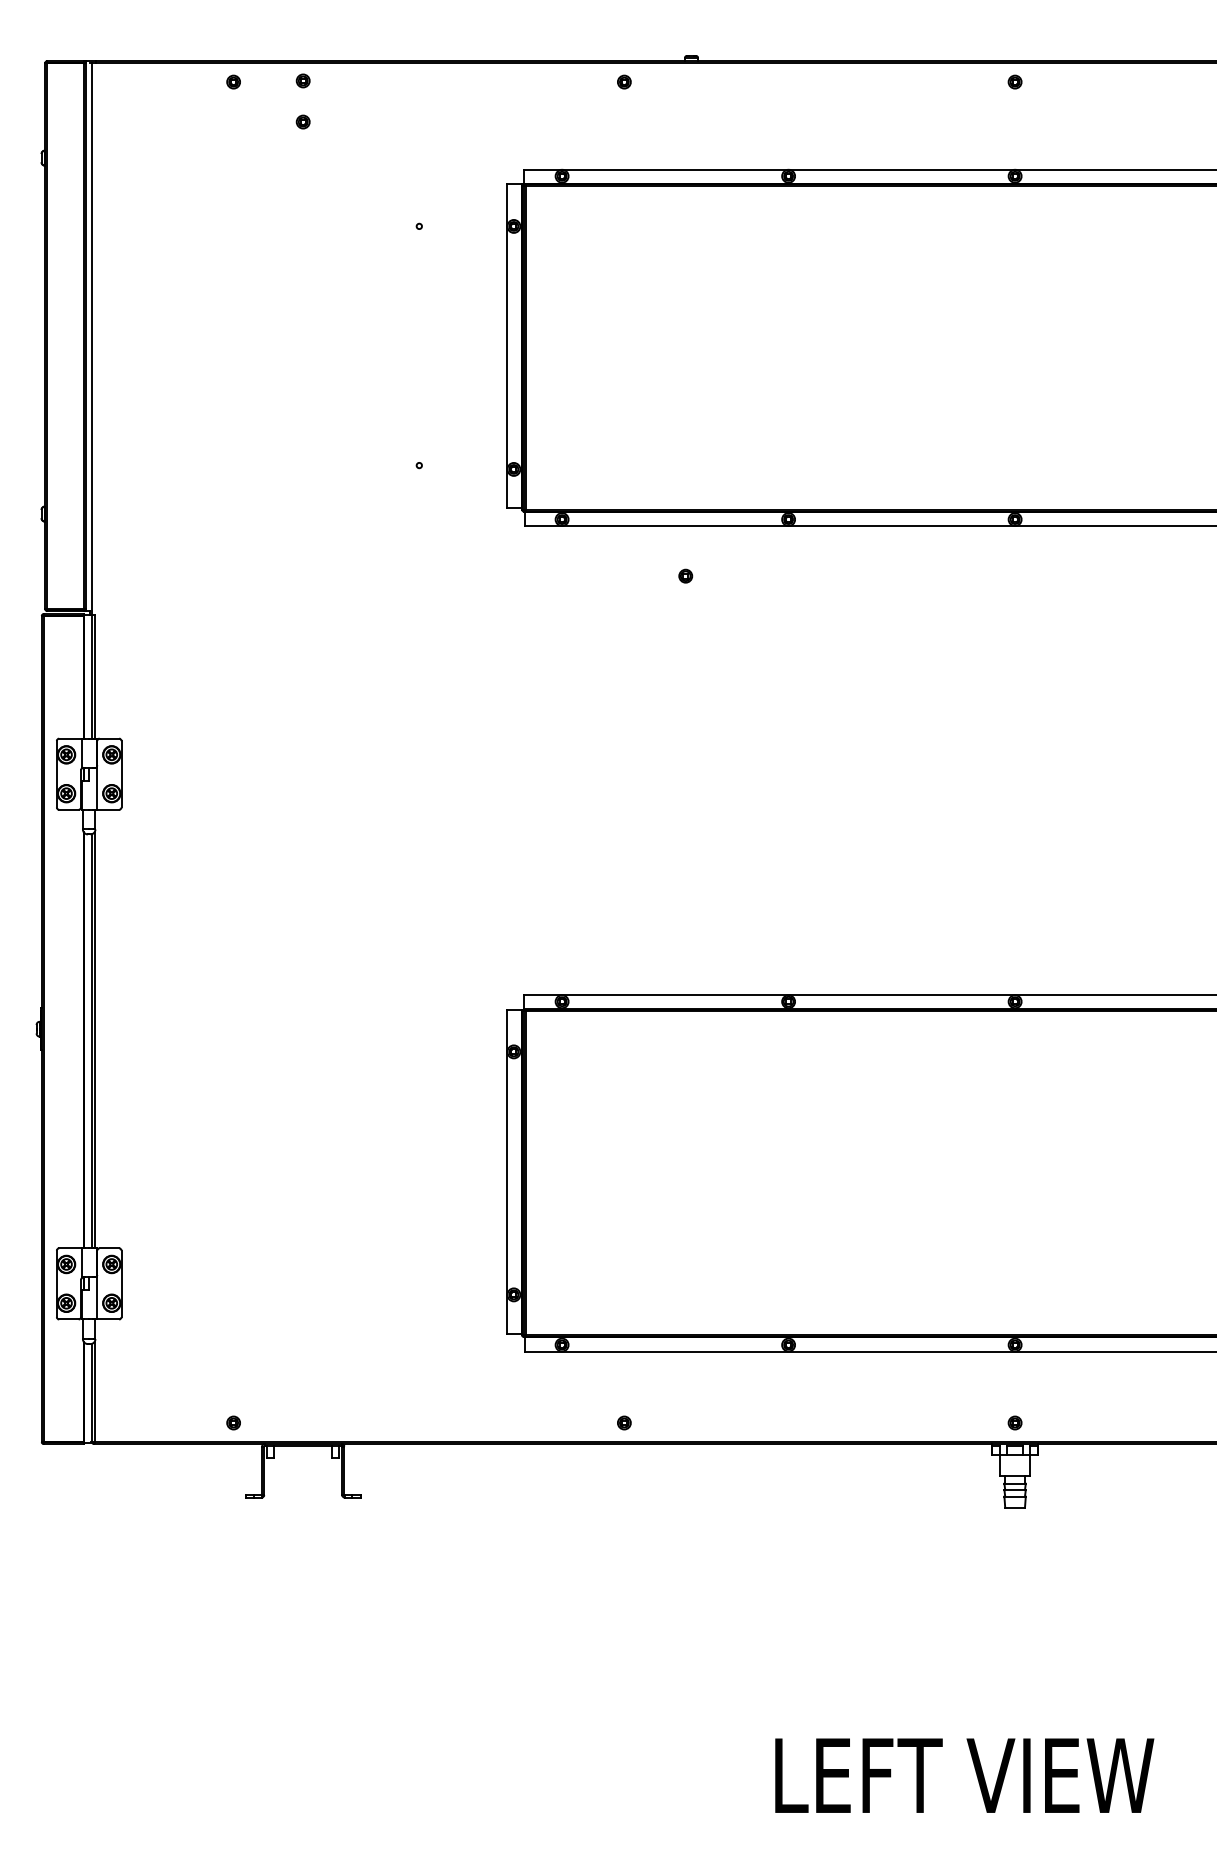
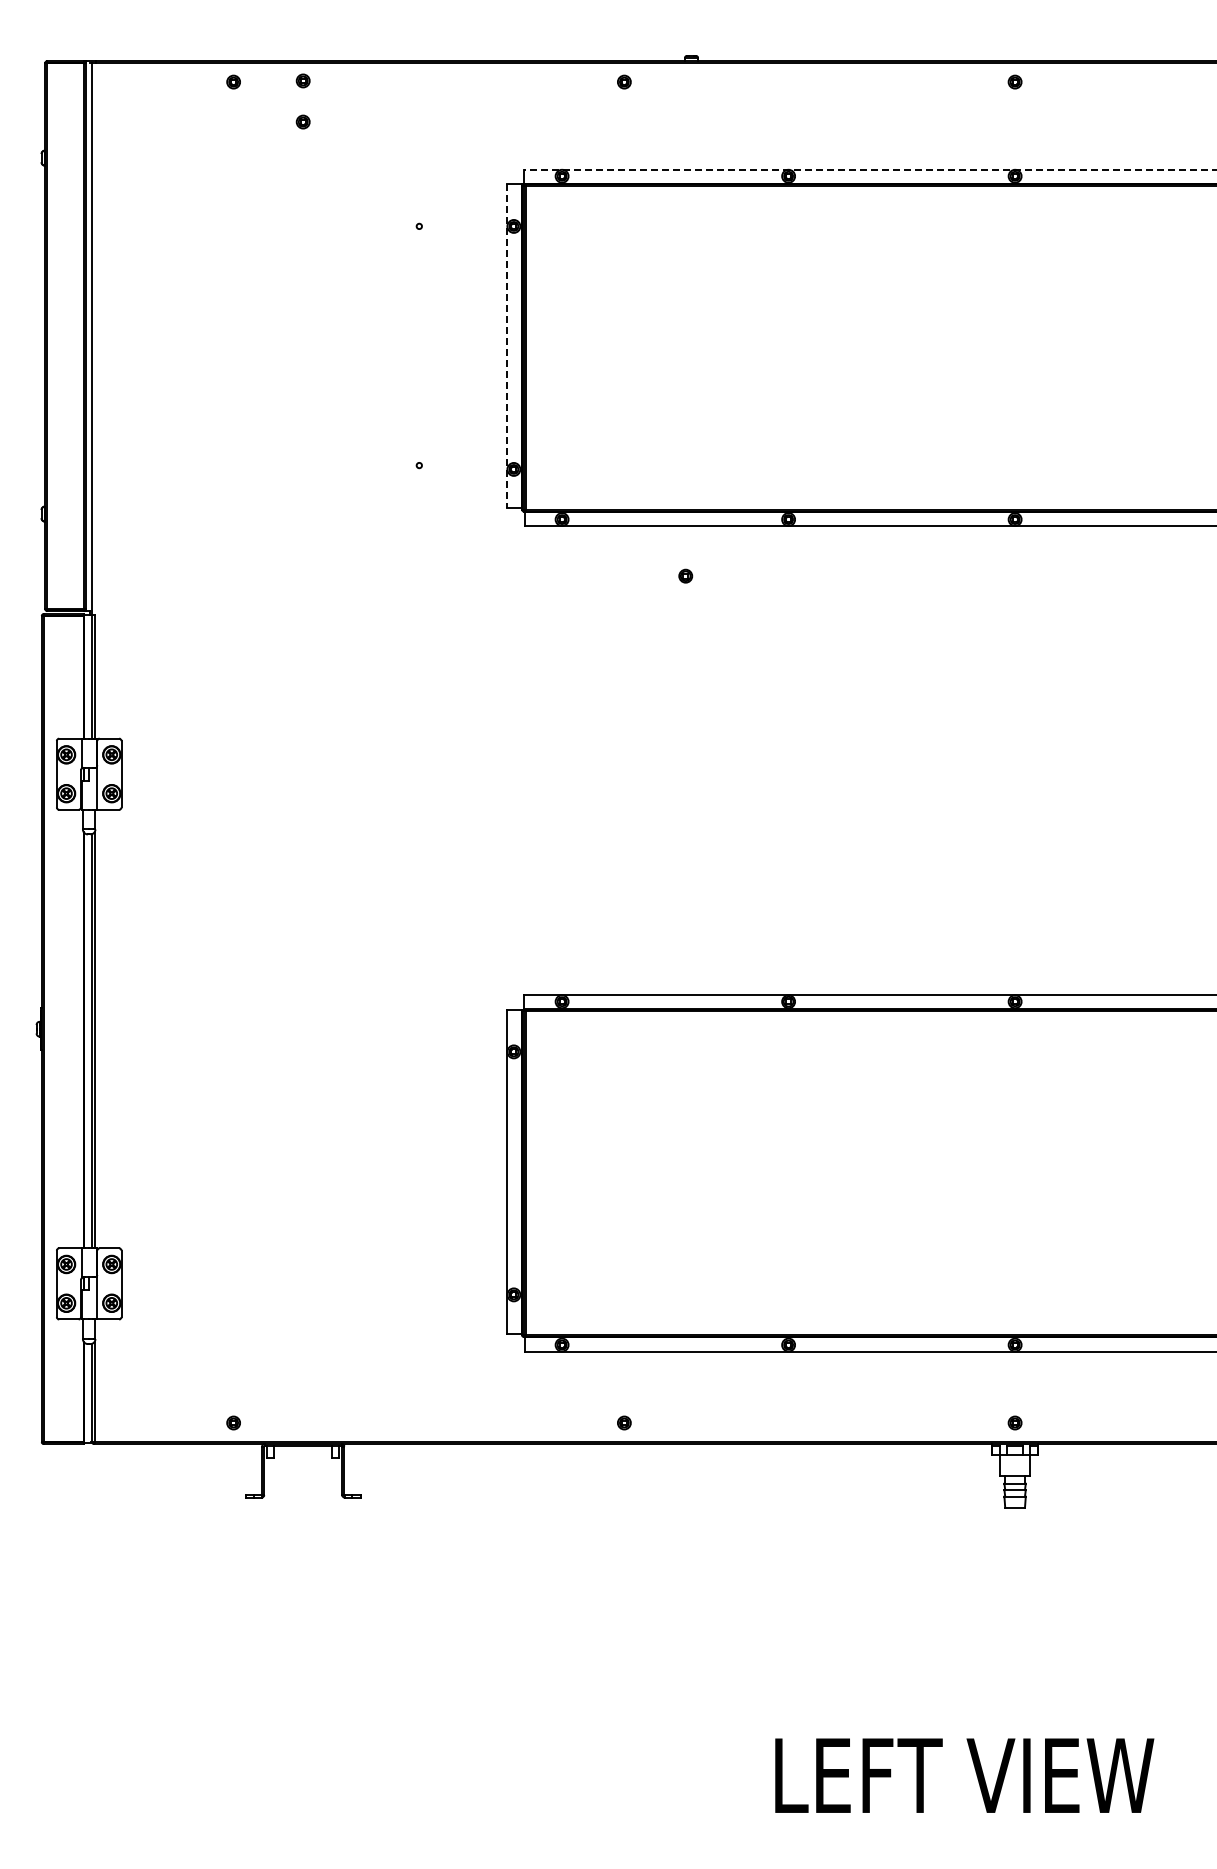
line: solid -> dashed (869, 169)
line: solid -> dashed (507, 346)
